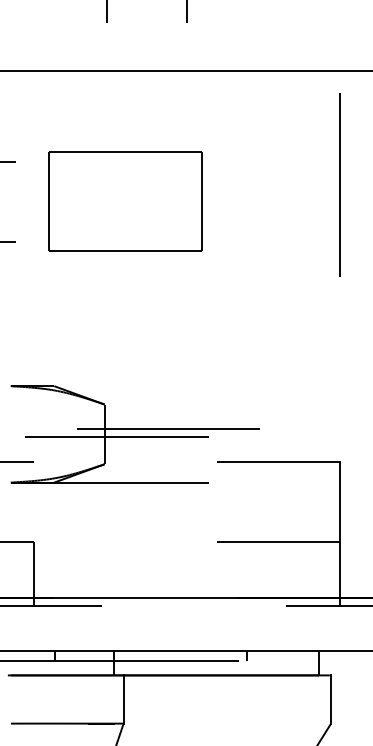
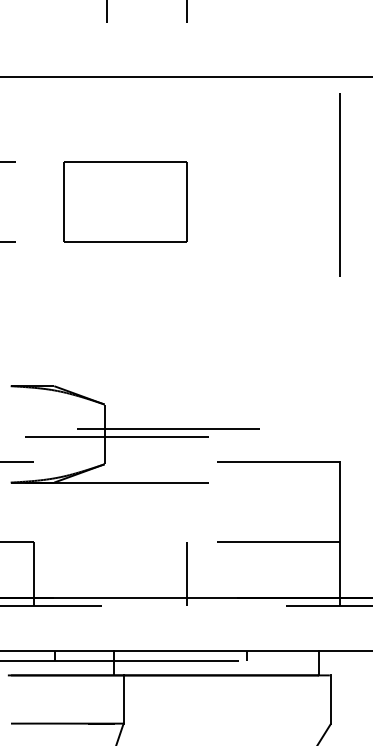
line position: (185, 71) -> (185, 77) (185, 77)
part size: 155x101 px -> 125x82 px (125, 201)
line: none -> present (186, 573)
